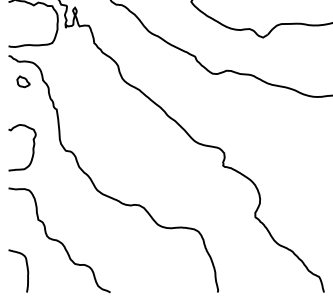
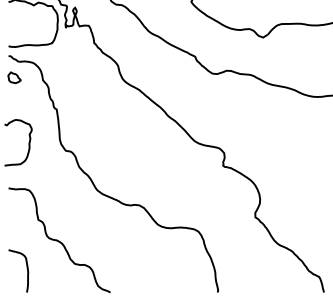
part position: (23, 81) -> (14, 77) (14, 77)
curve position: (32, 147) -> (28, 142) (28, 142)
